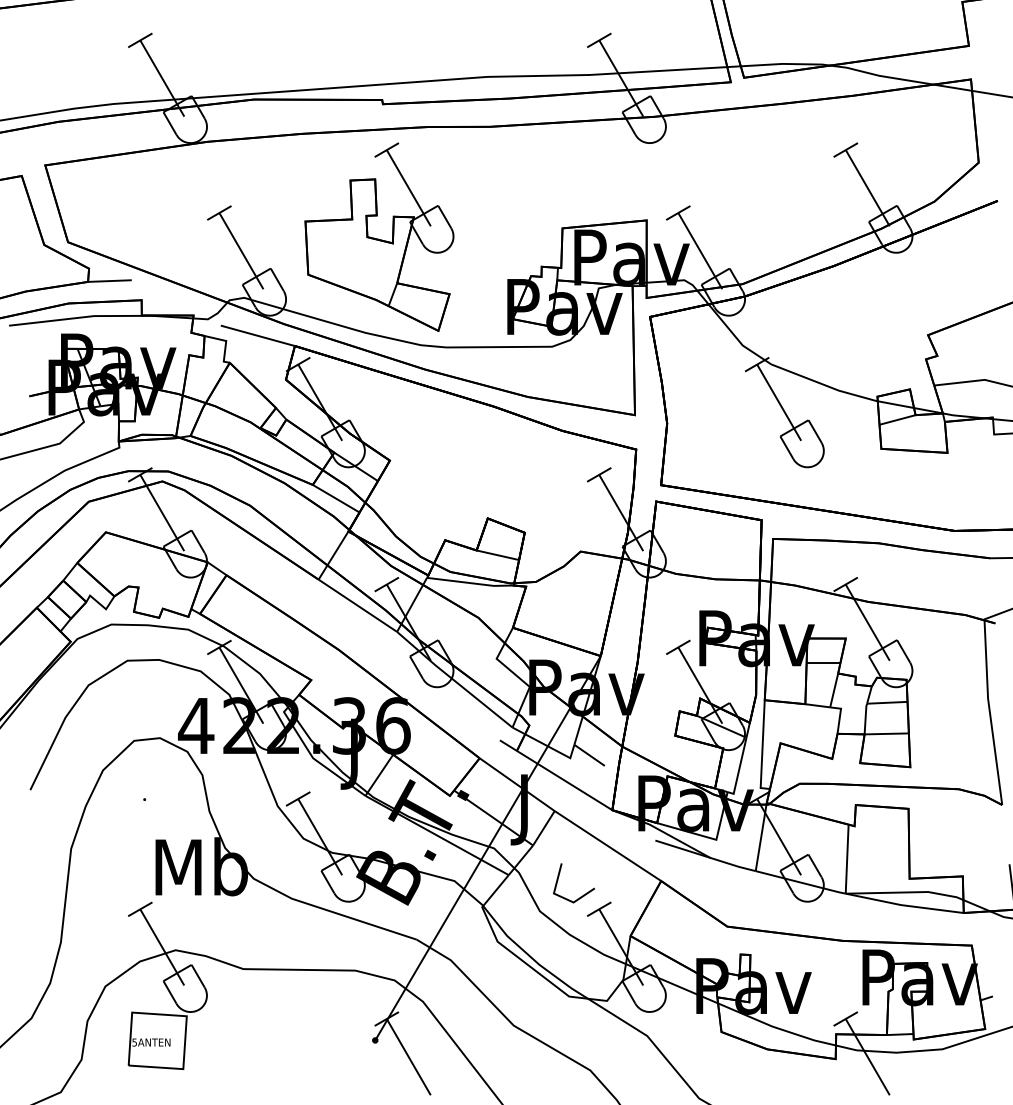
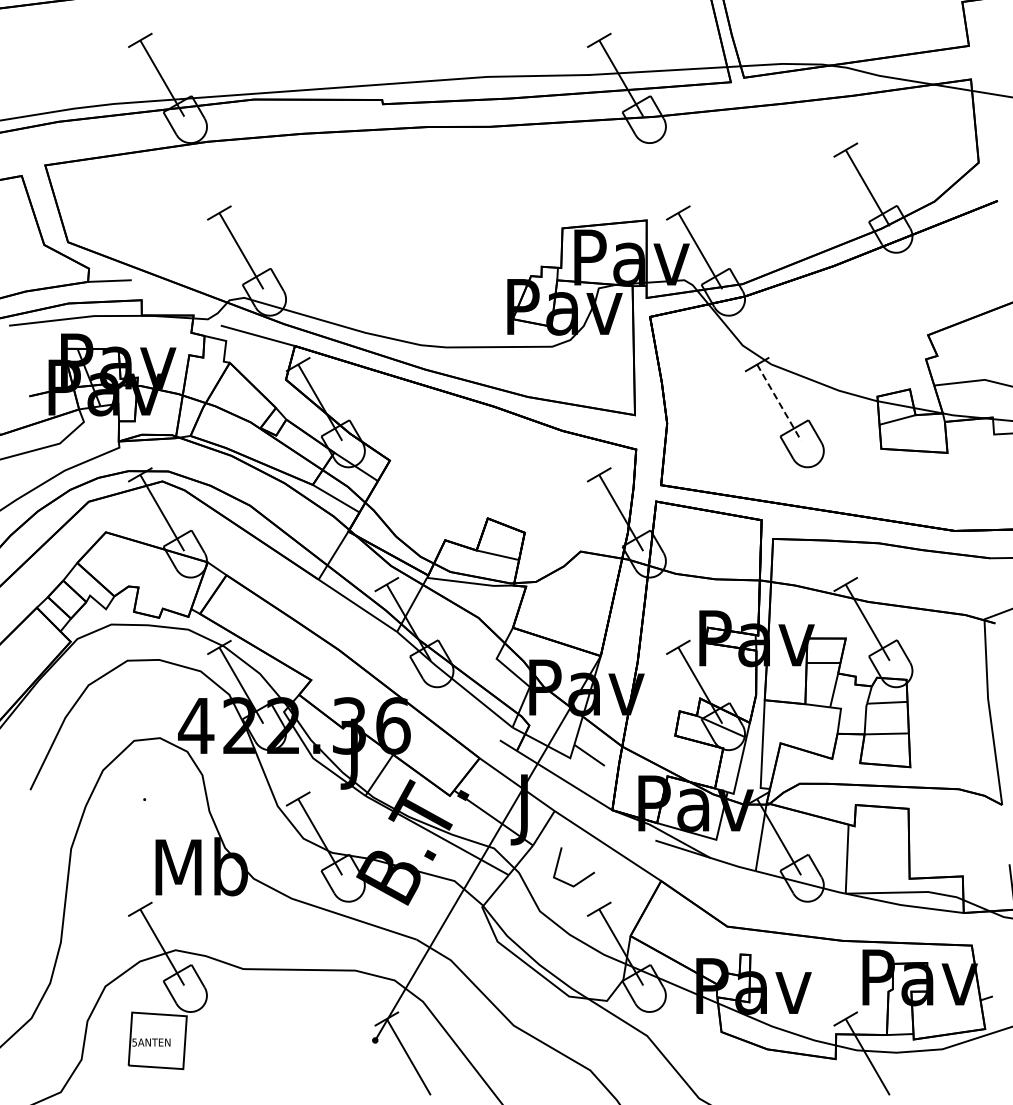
part: present -> none (379, 237)
line: solid -> dashed (779, 403)
line position: (580, 896) -> (580, 880) (580, 880)
